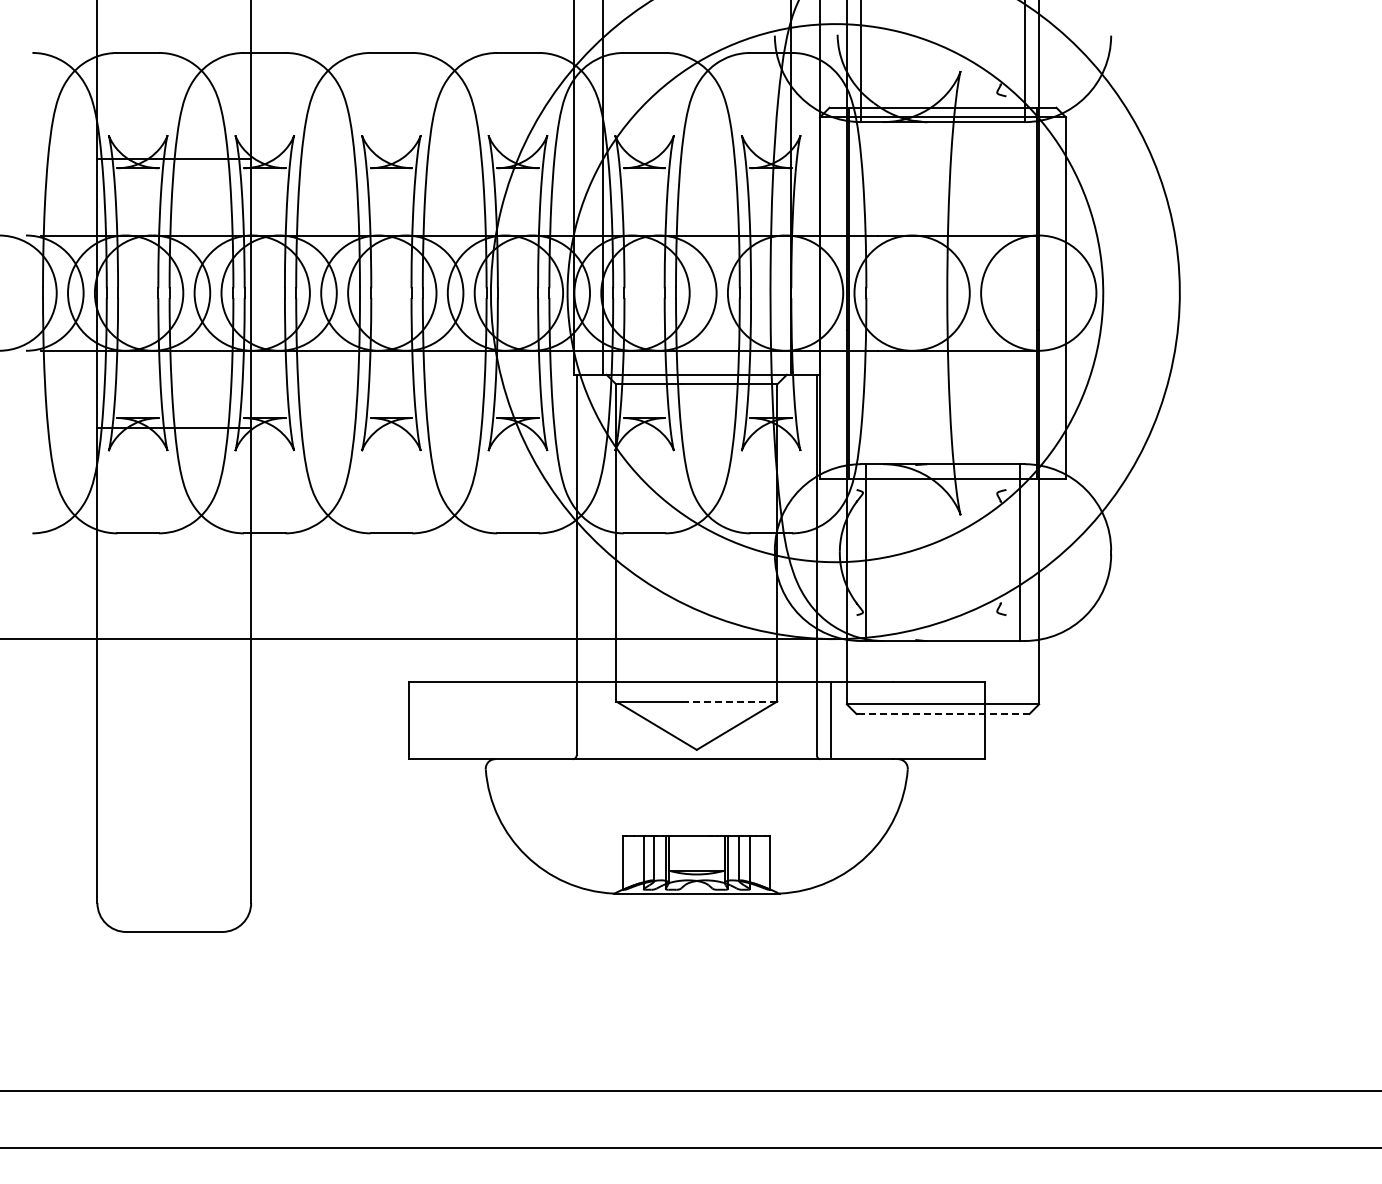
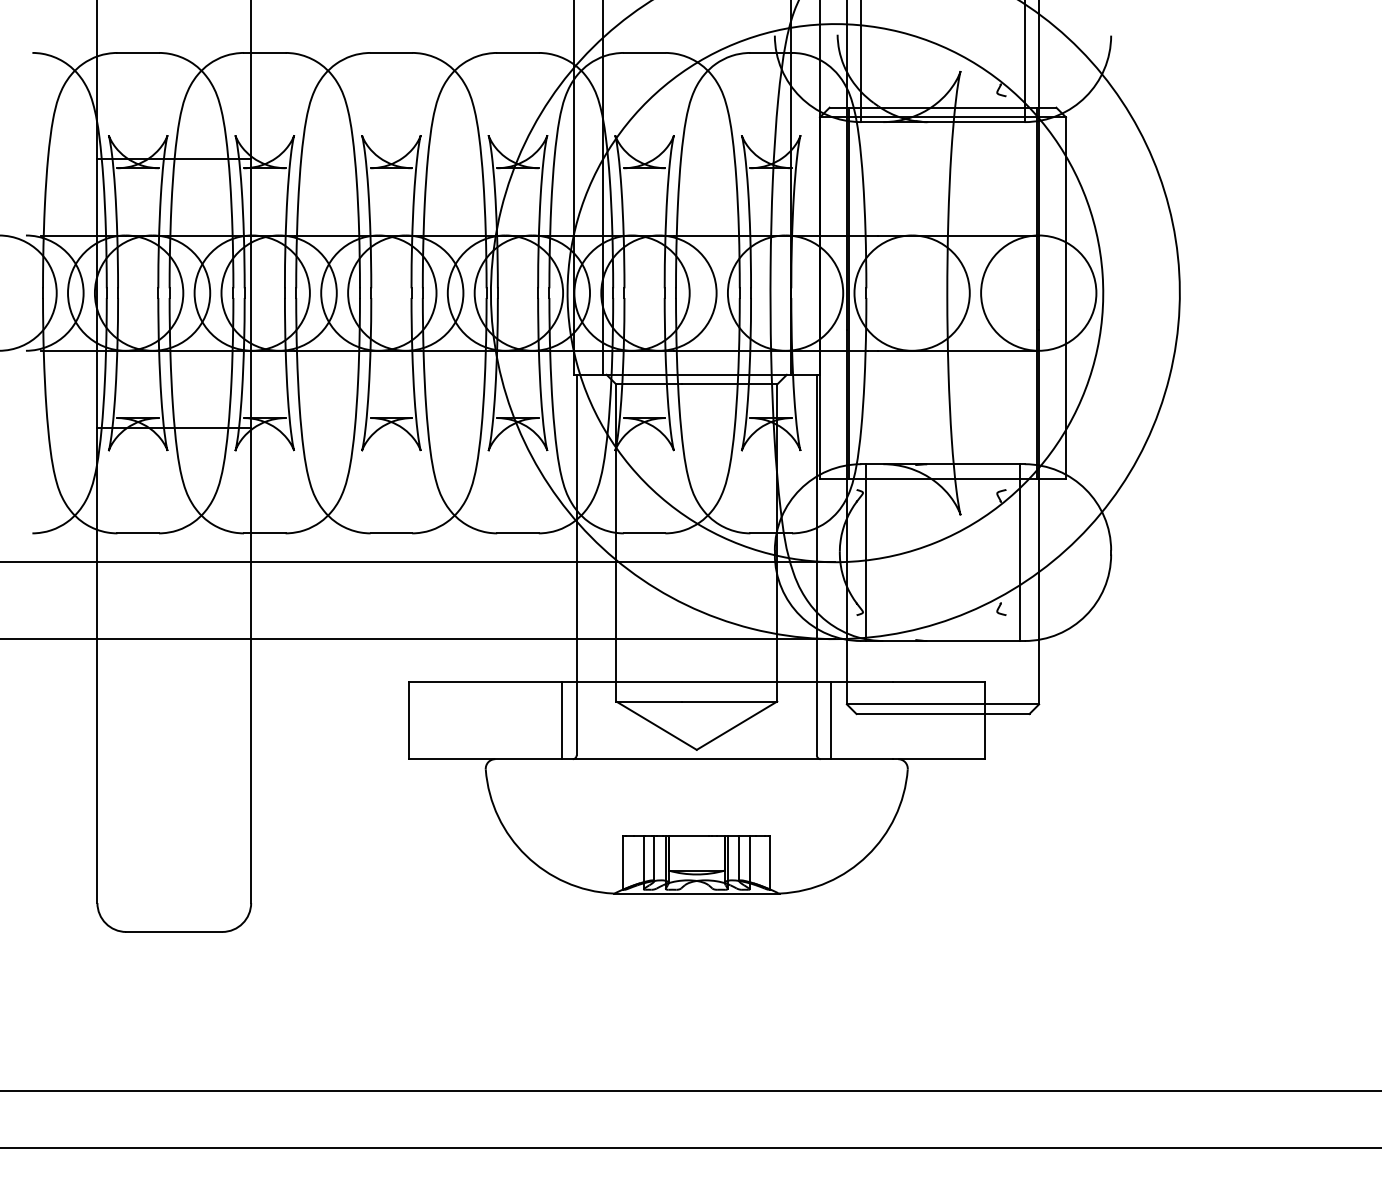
line: none -> present (418, 562)
line: dashed -> solid (729, 701)
line: dashed -> solid (942, 714)
line: none -> present (562, 720)
